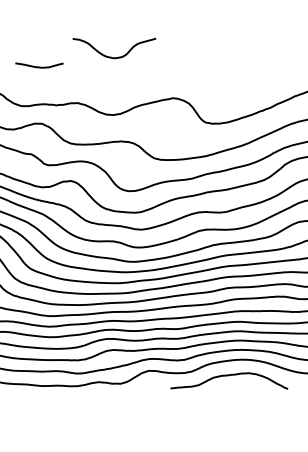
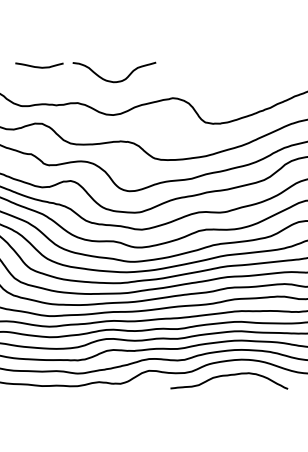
curve position: (111, 56) -> (111, 80) (111, 80)
